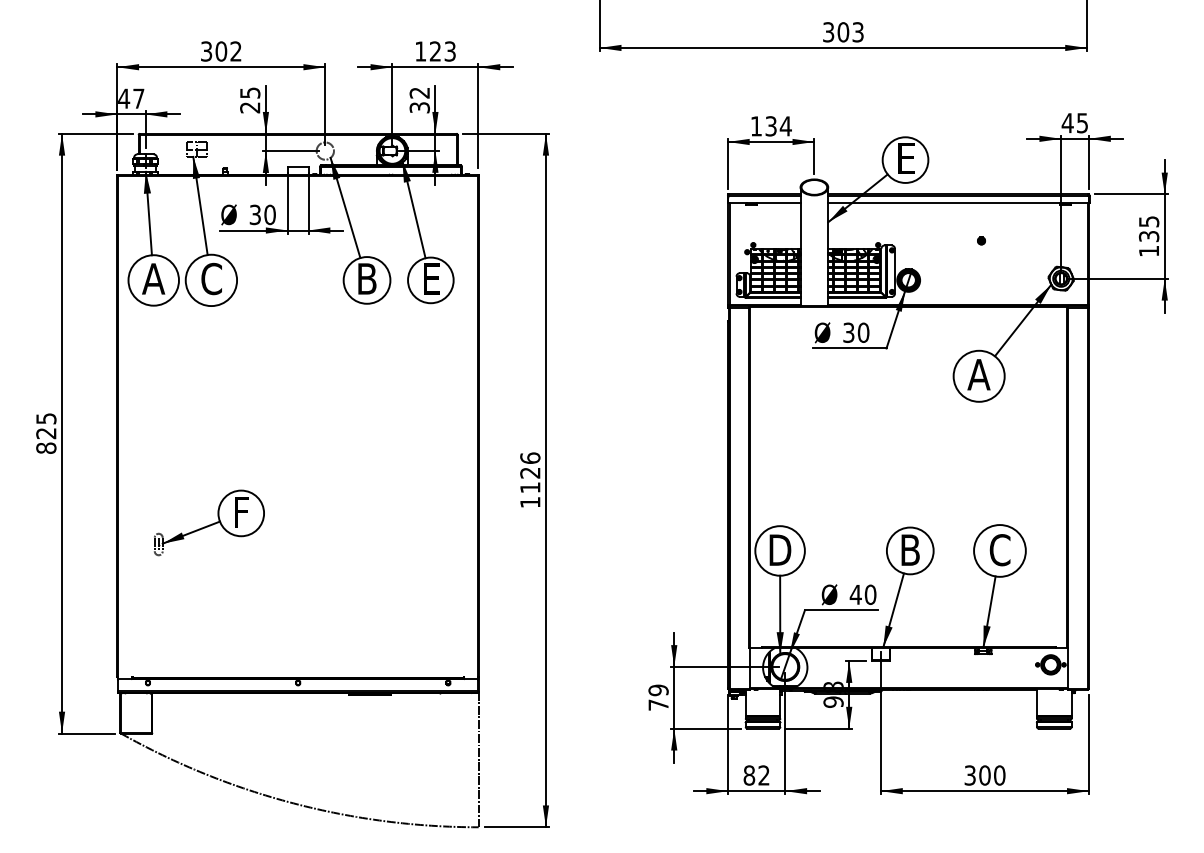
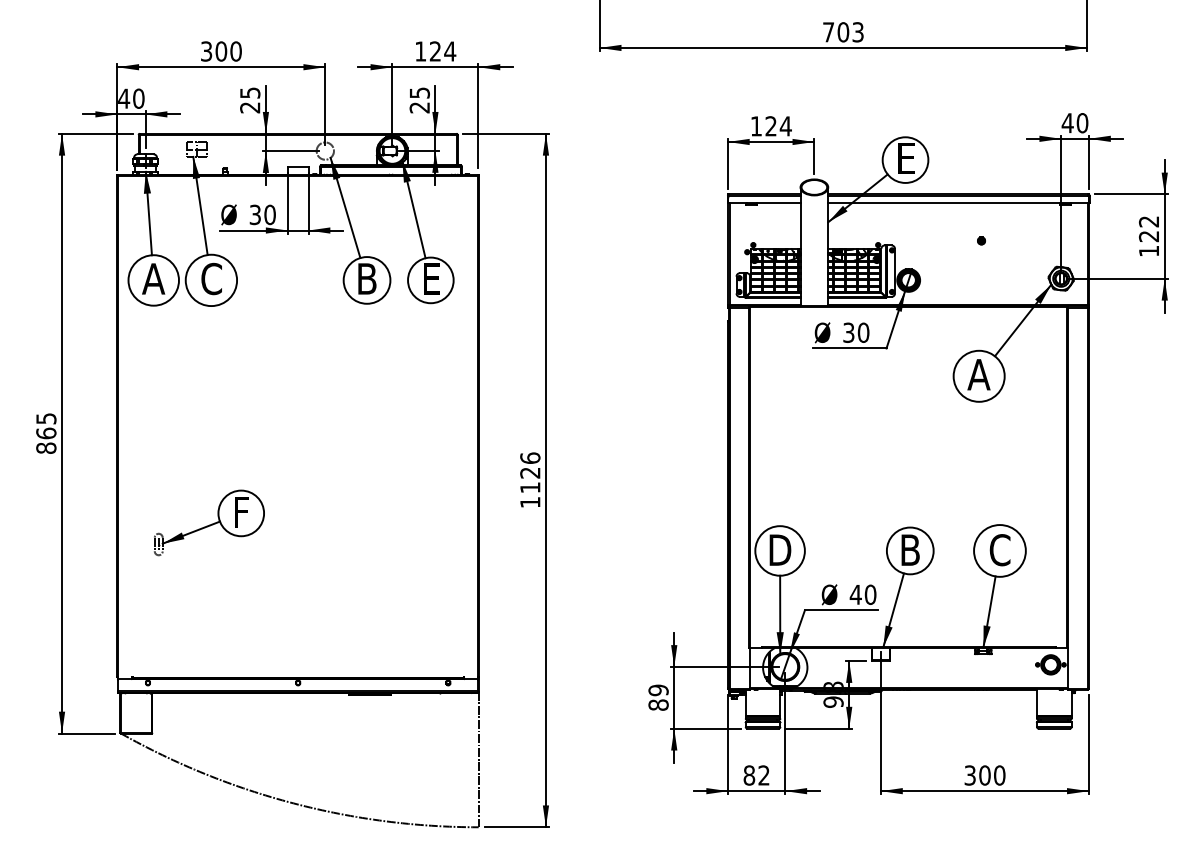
text: 303 -> 703 (828, 32)
text: 302 -> 300 (235, 51)
text: 123 -> 124 (450, 51)
text: 47 -> 40 (138, 98)
text: 32 -> 25 (419, 100)
text: 45 -> 40 (1082, 123)
text: 134 -> 124 (770, 126)
text: 135 -> 122 (1148, 229)
text: 825 -> 865 (46, 433)
text: 79 -> 89 (658, 704)
